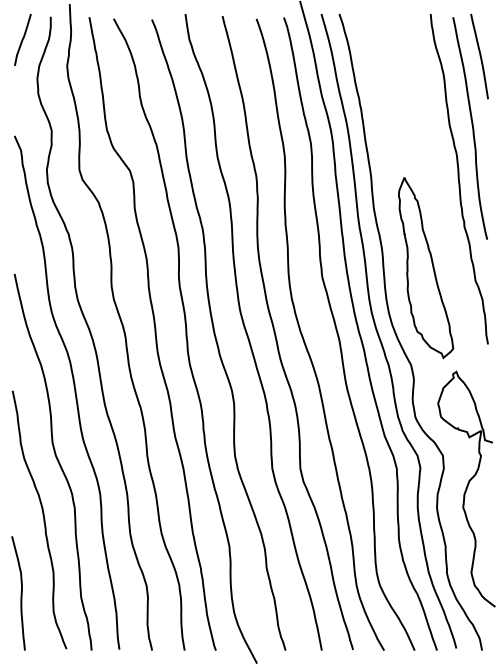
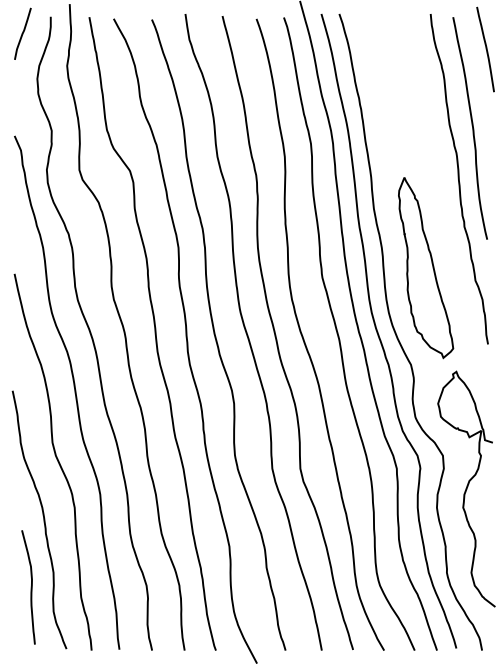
curve position: (22, 39) -> (22, 33) (22, 33)
curve position: (479, 56) -> (485, 49) (485, 49)
curve position: (20, 593) -> (30, 587) (30, 587)
